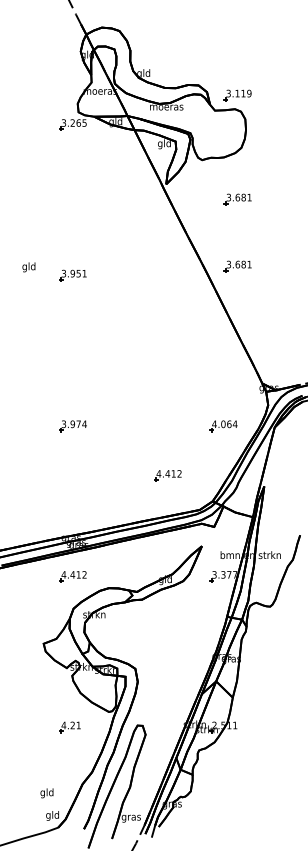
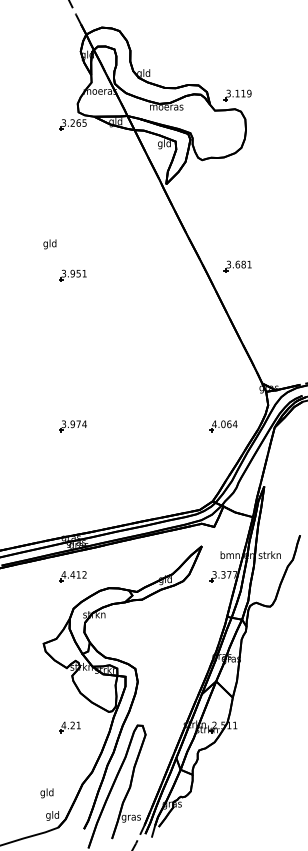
part: present -> none (237, 199)
text position: (28, 267) -> (49, 244) (49, 244)
part: present -> none (167, 475)
